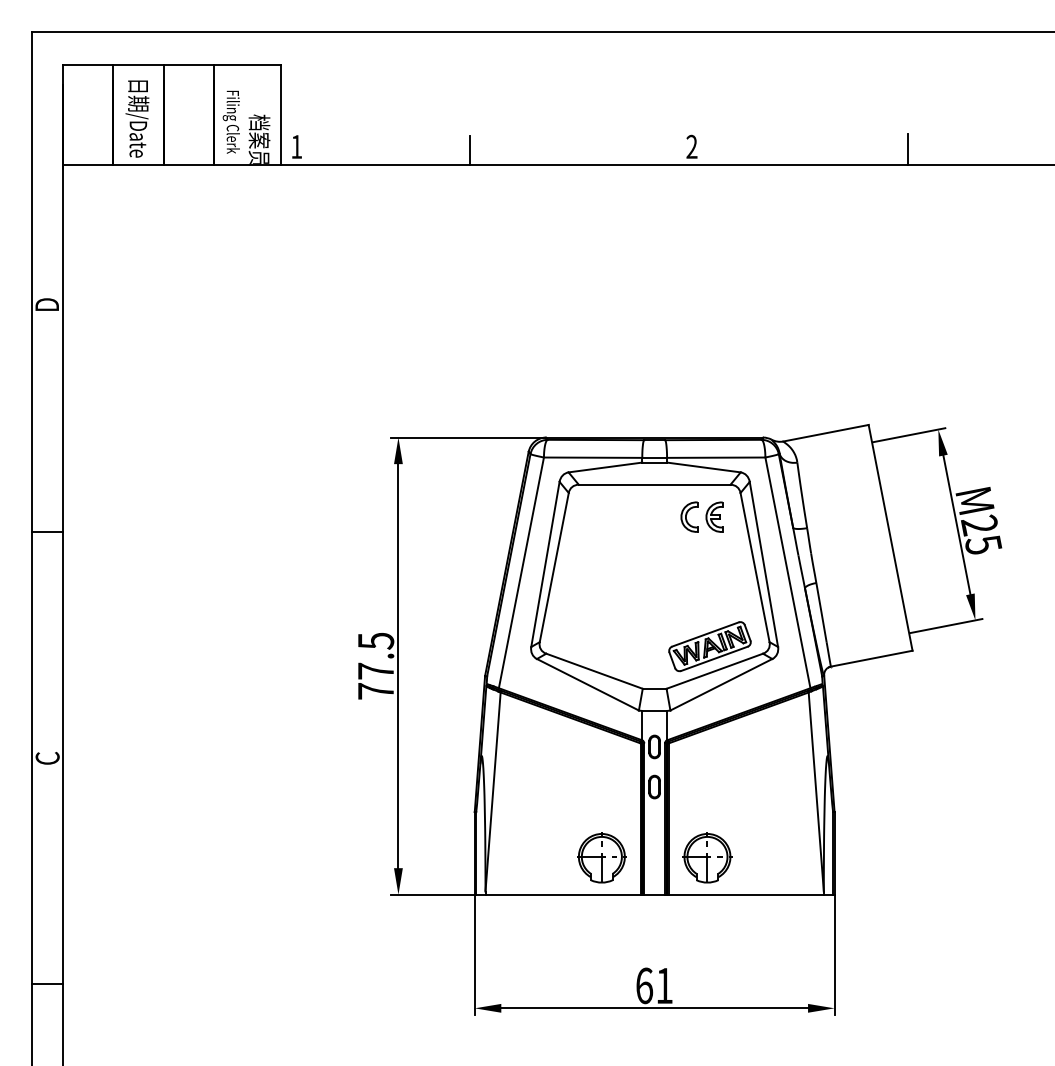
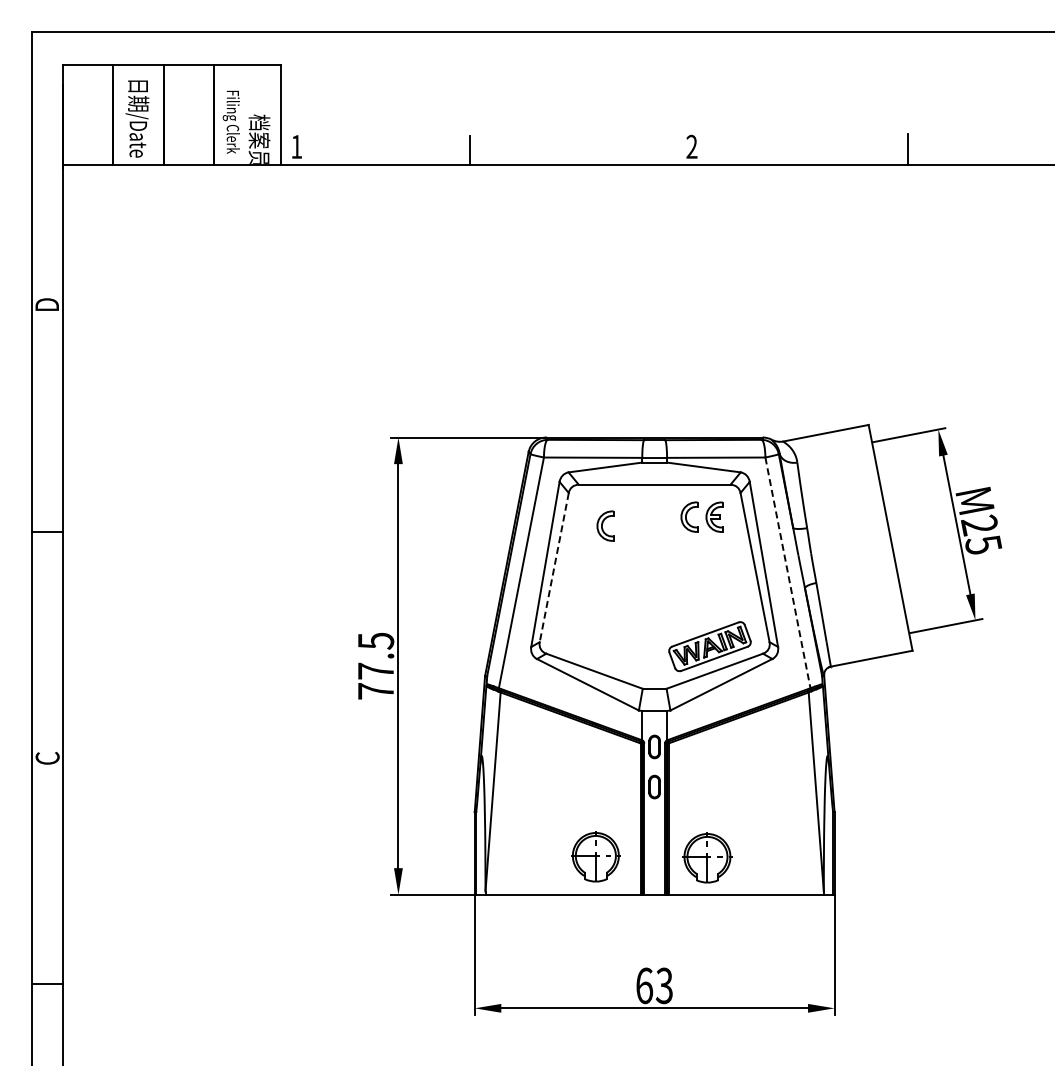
part: none -> present (605, 525)
line: solid -> dashed (554, 567)
line: solid -> dashed (787, 572)
part position: (601, 857) -> (595, 856) (595, 856)
text: 61 -> 63 (663, 985)
